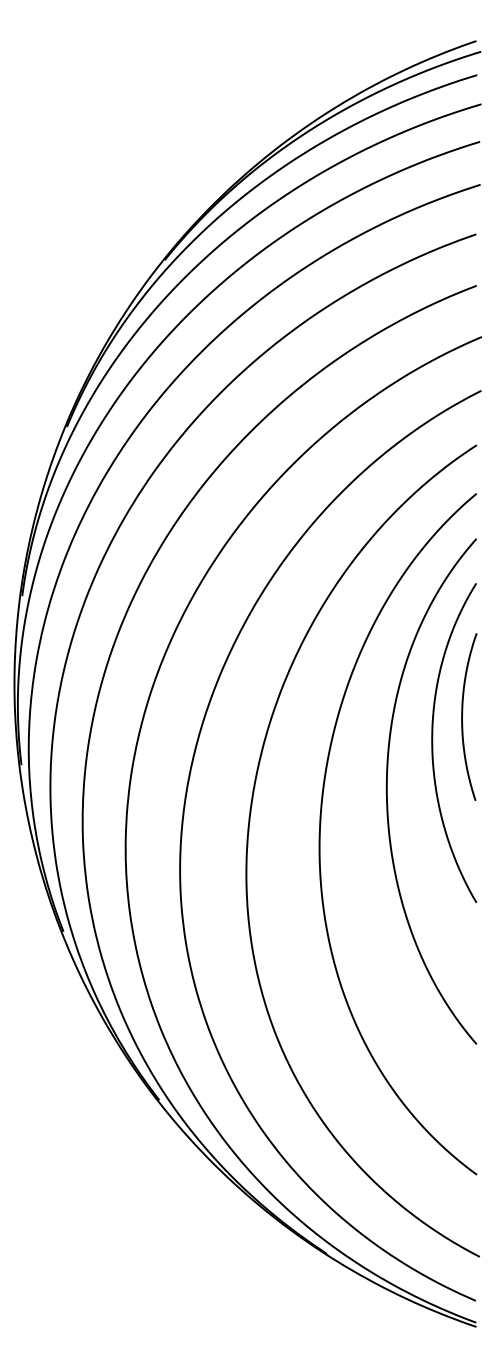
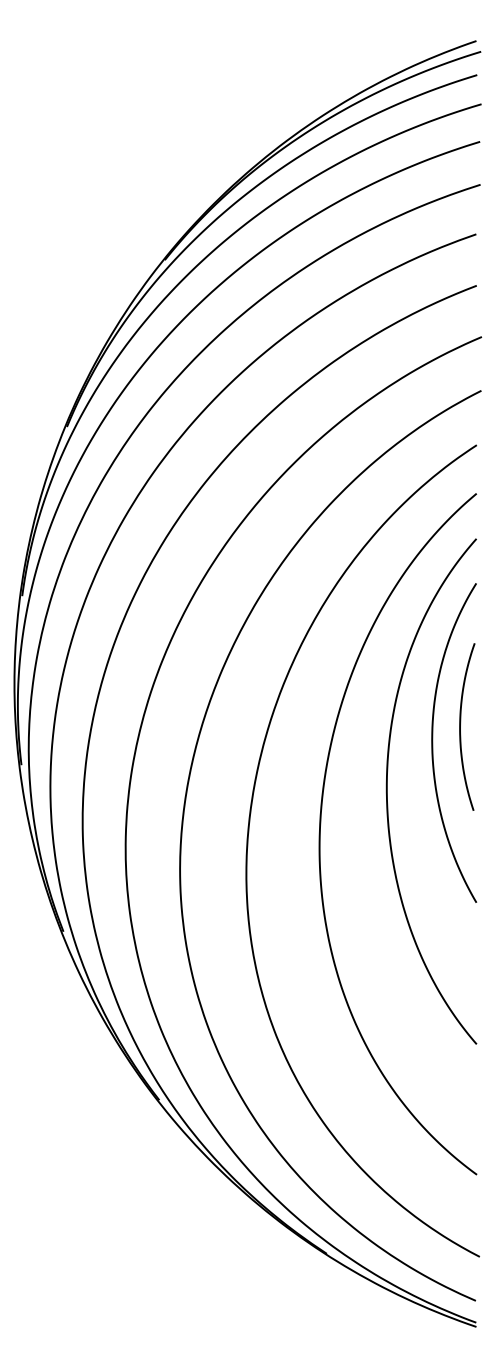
curve position: (462, 716) -> (460, 726) (460, 726)
